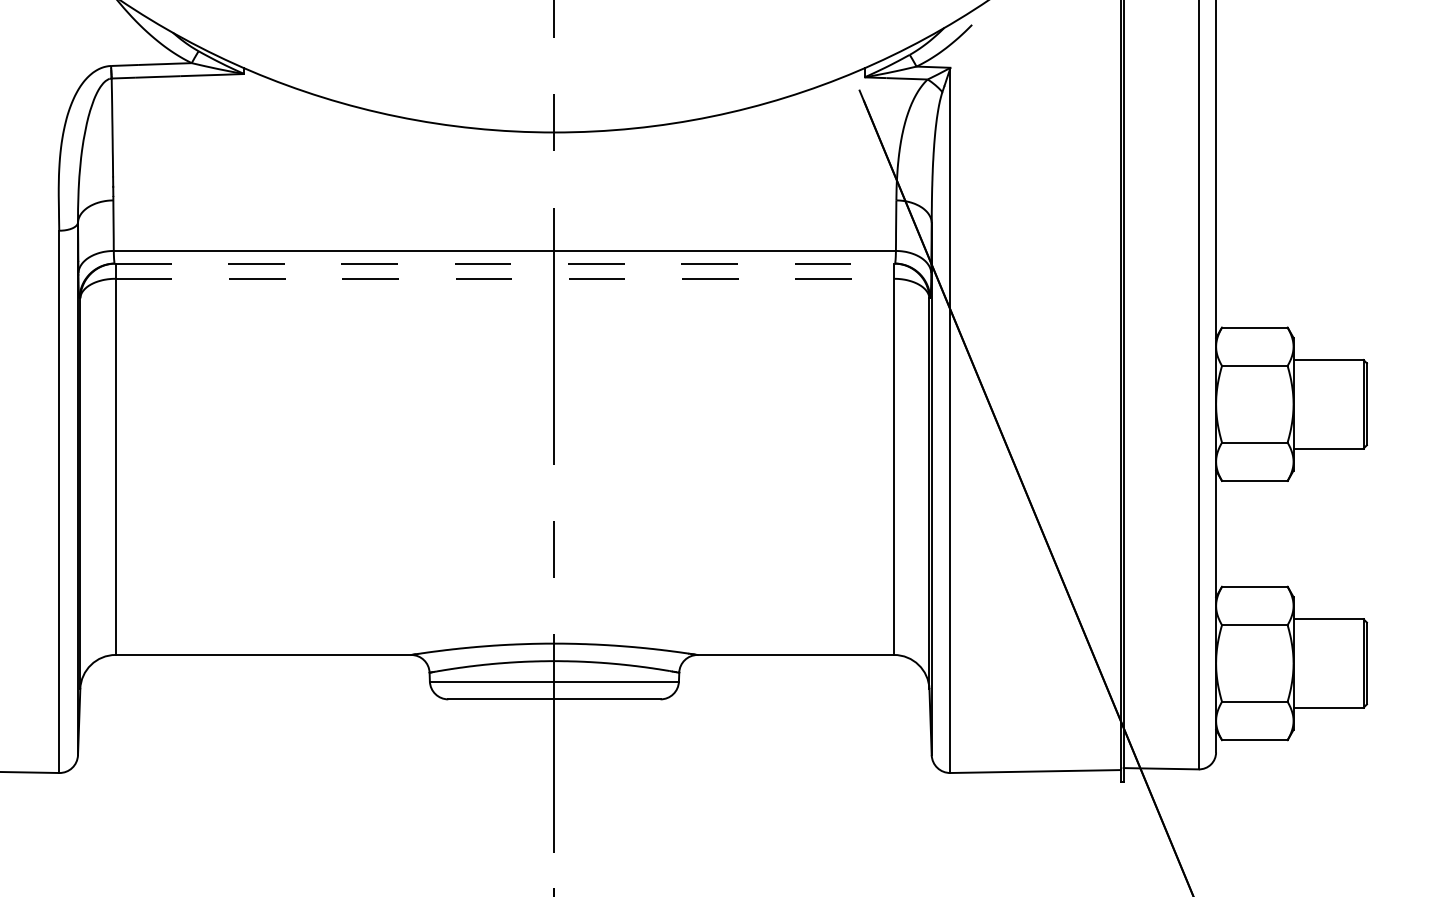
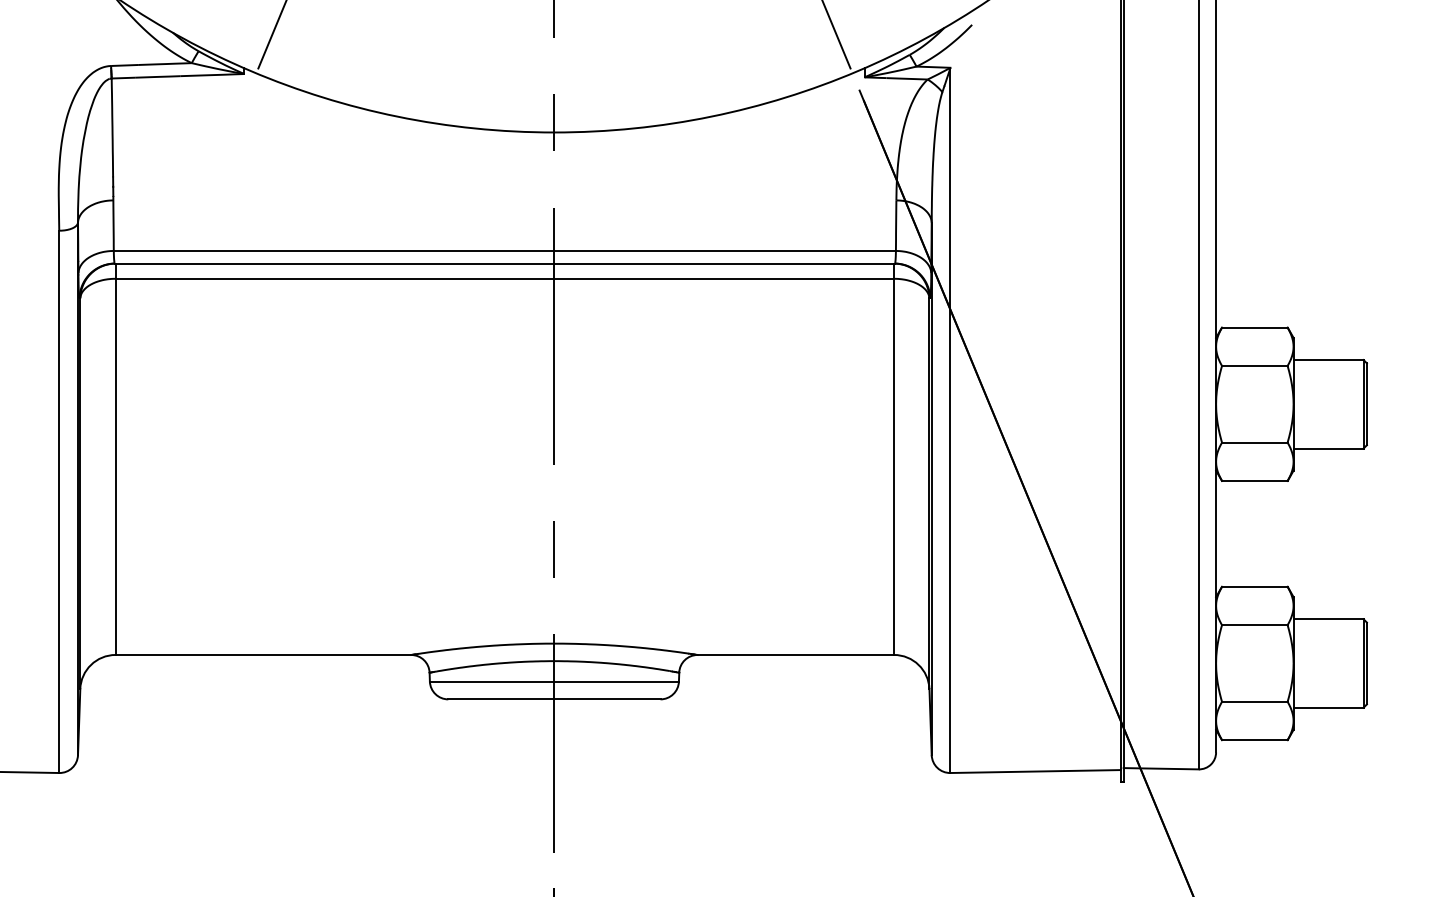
line: none -> present (271, 35)
line: none -> present (836, 35)
line: dashed -> solid (504, 263)
line: dashed -> solid (505, 278)
